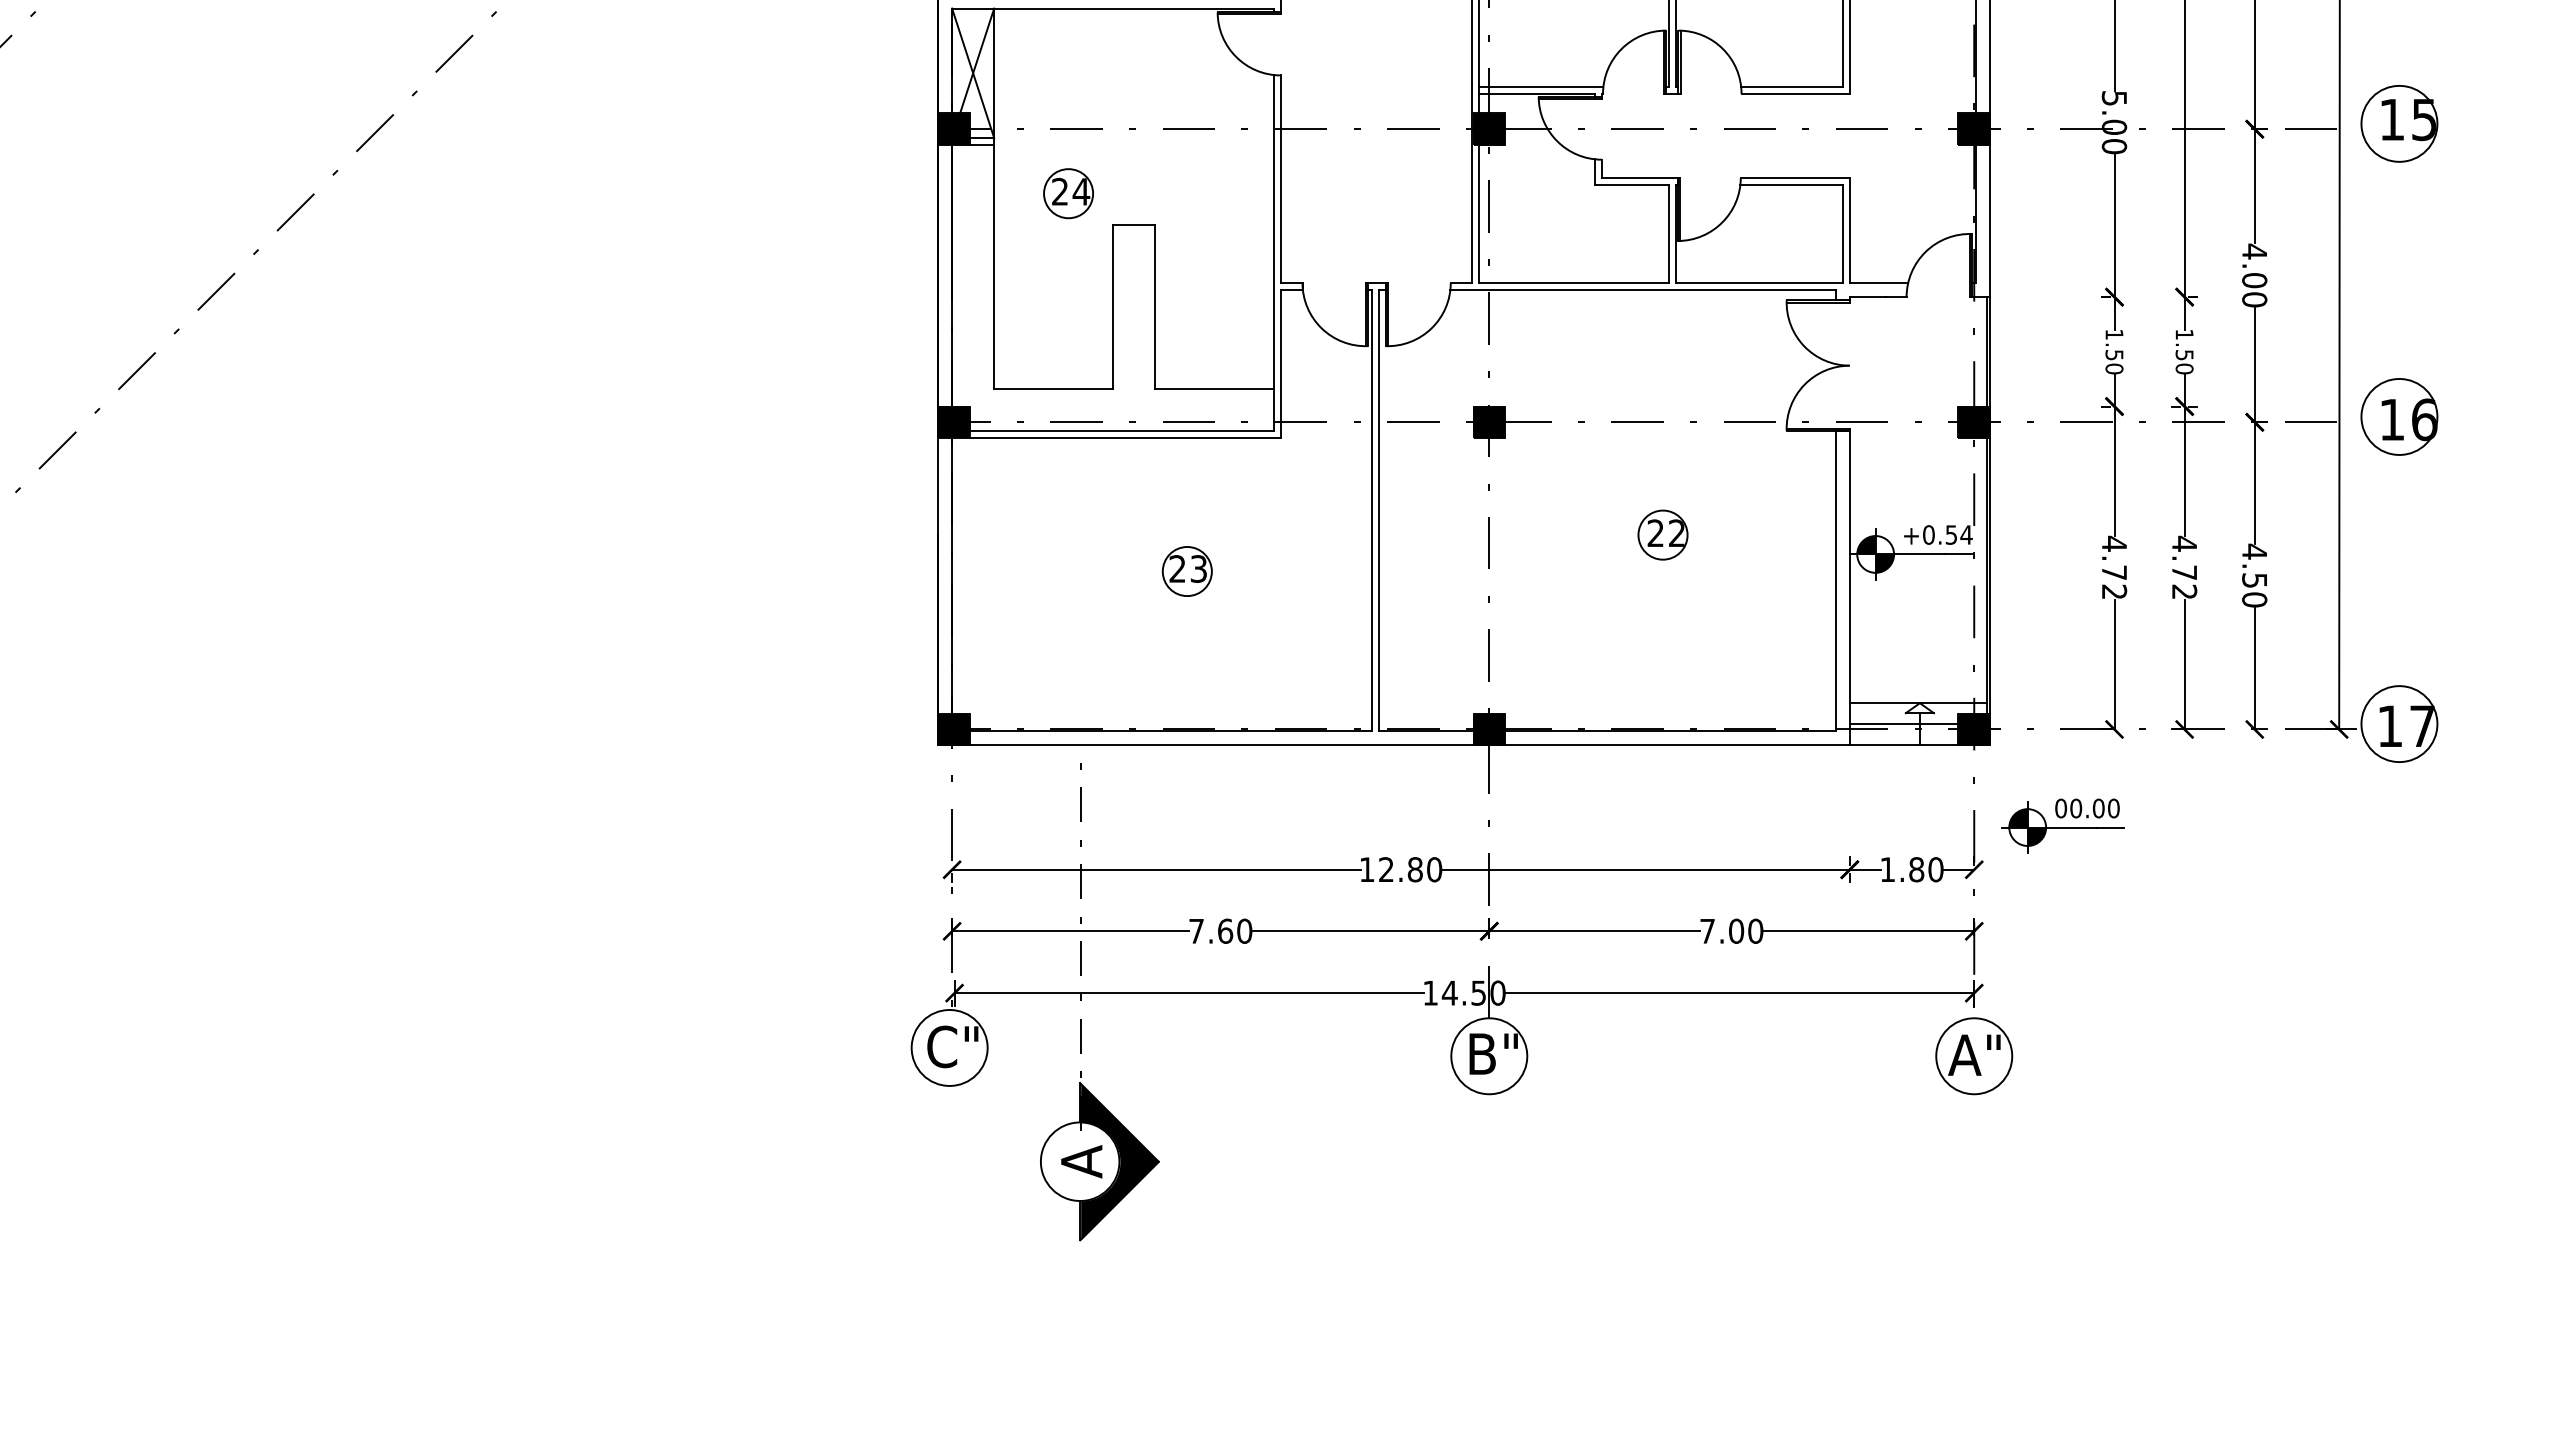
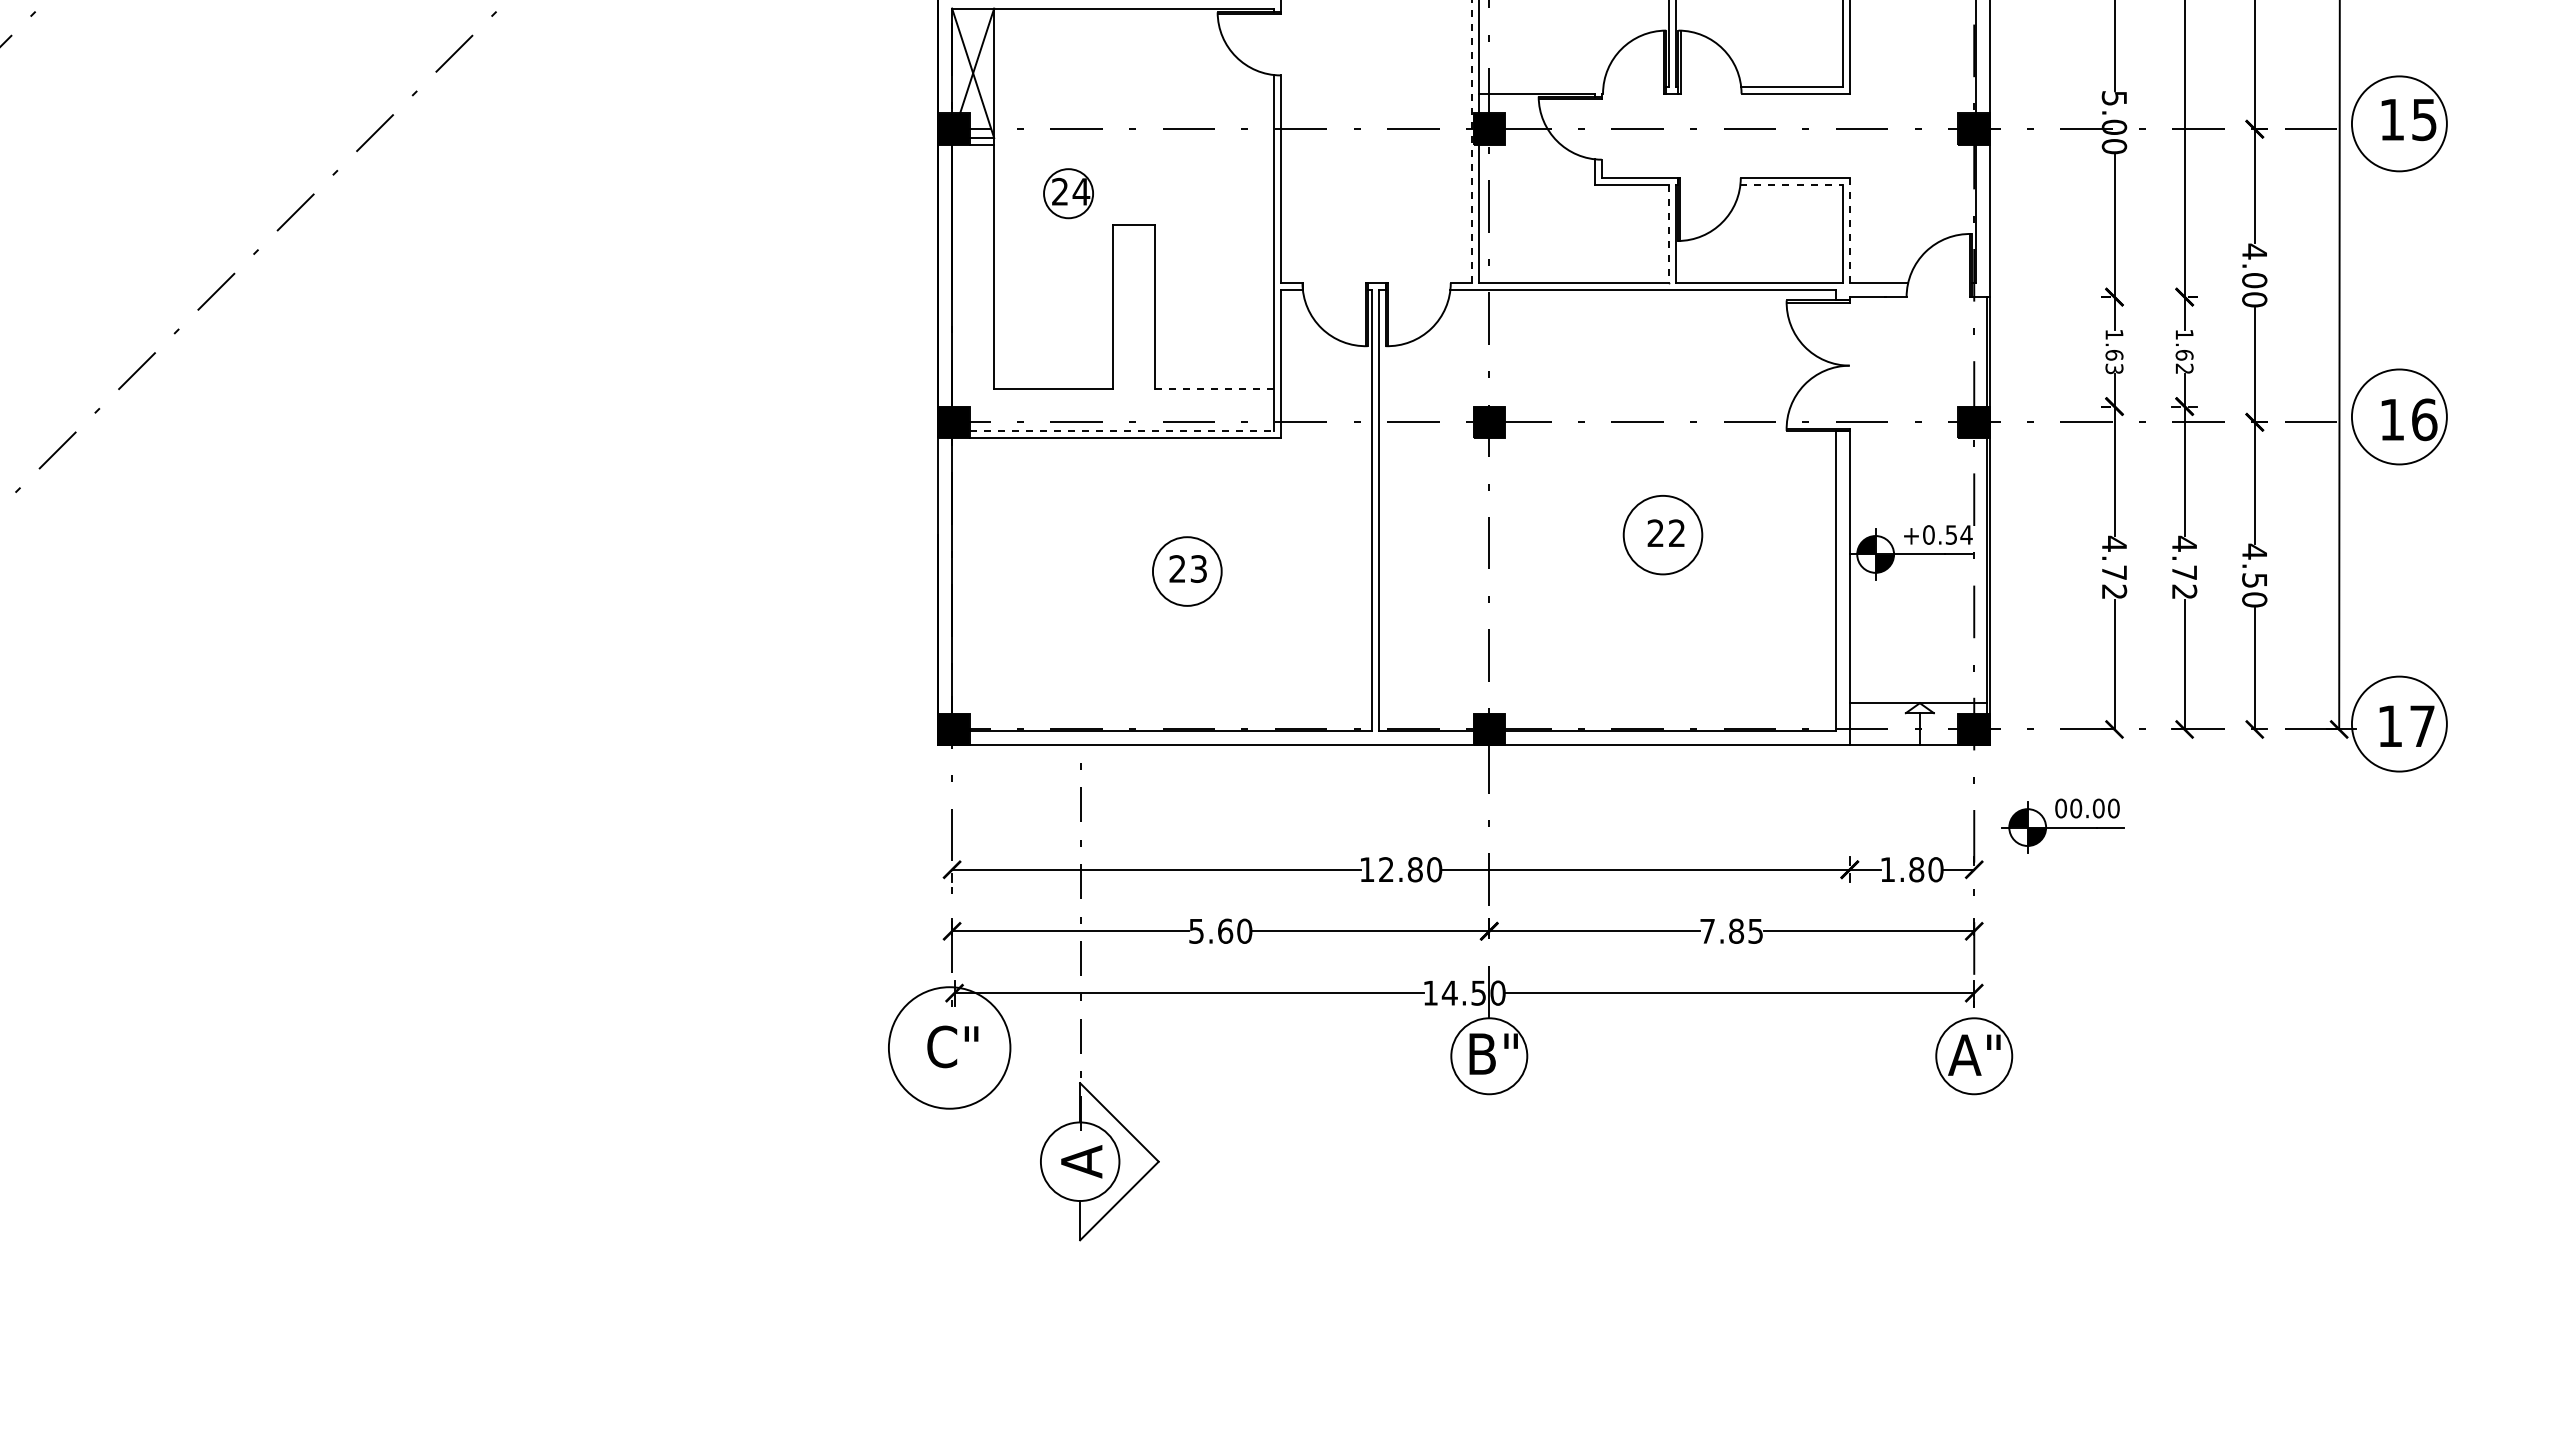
line: present -> none (1540, 86)
circle diameter: 76 px -> 95 px (2398, 123)
line: solid -> dashed (1471, 141)
line: solid -> dashed (1792, 184)
line: solid -> dashed (1849, 230)
line: solid -> dashed (1669, 234)
text: 1.50 -> 1.63 (2114, 362)
text: 1.50 -> 1.62 (2184, 362)
line: solid -> dashed (1214, 389)
circle diameter: 76 px -> 95 px (2398, 416)
line: solid -> dashed (1122, 431)
circle diameter: 49 px -> 79 px (1662, 534)
circle diameter: 49 px -> 69 px (1186, 571)
line: present -> none (1903, 724)
circle diameter: 76 px -> 95 px (2398, 723)
text: 7.00 -> 7.85 (1746, 930)
text: 7.60 -> 5.60 (1196, 931)
circle diameter: 76 px -> 122 px (949, 1047)
fill: present -> none (1120, 1161)
